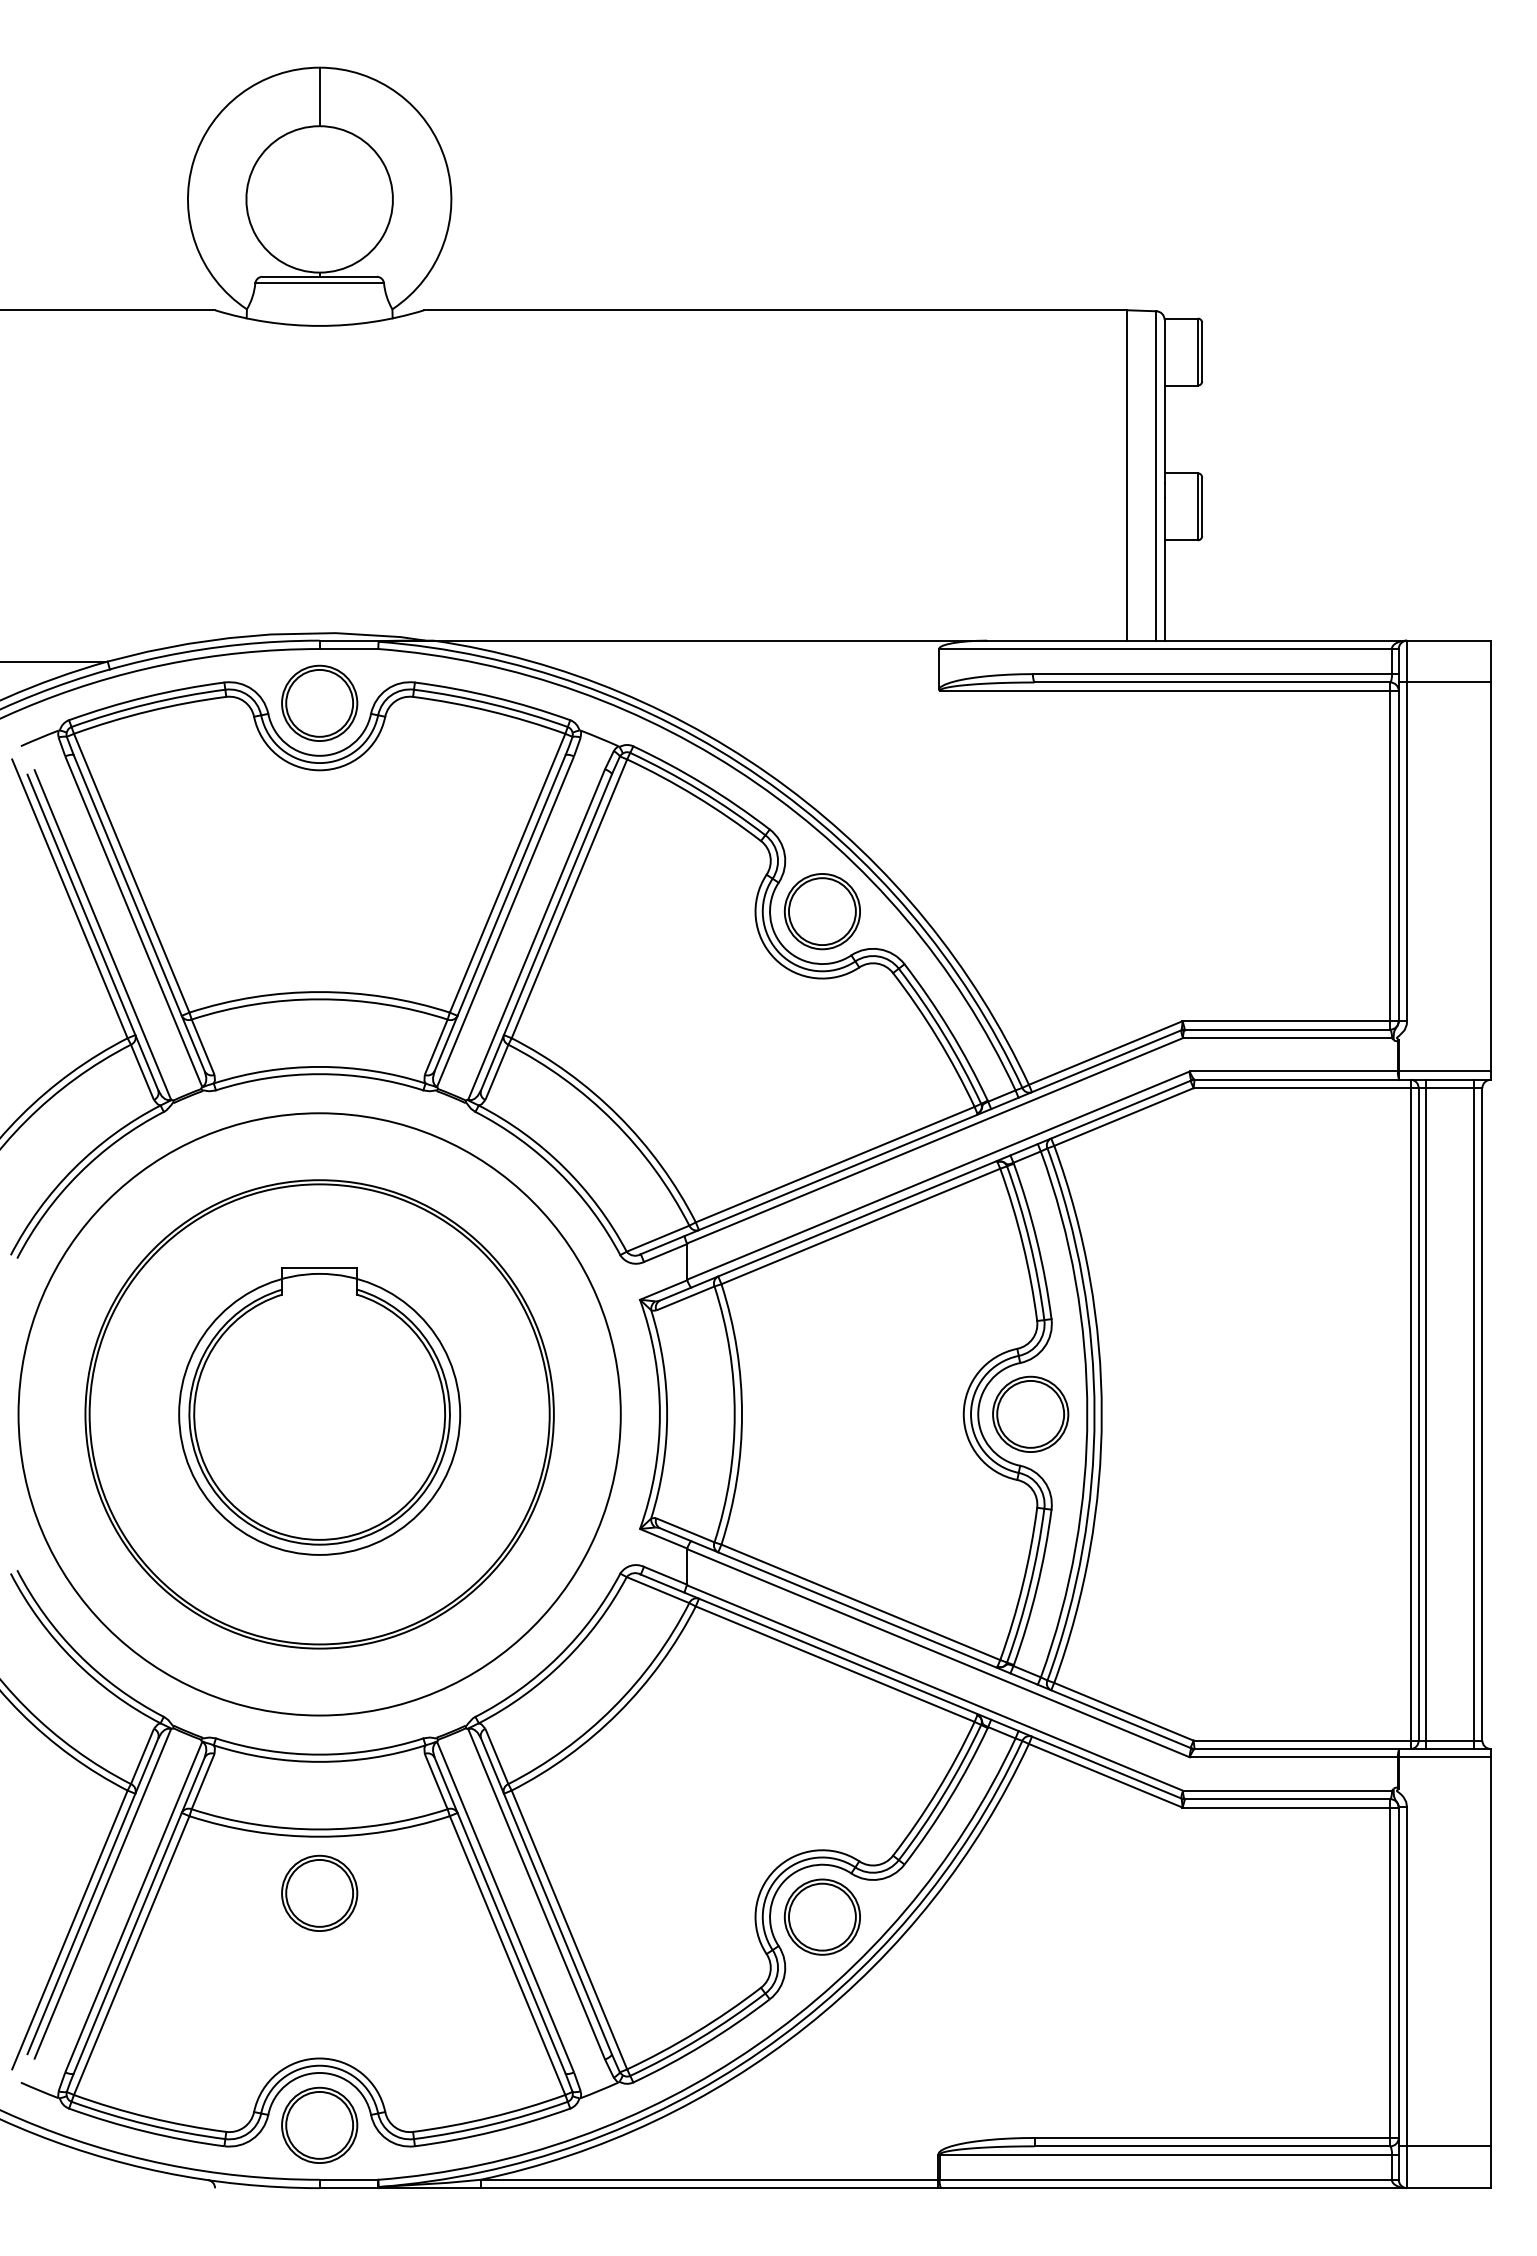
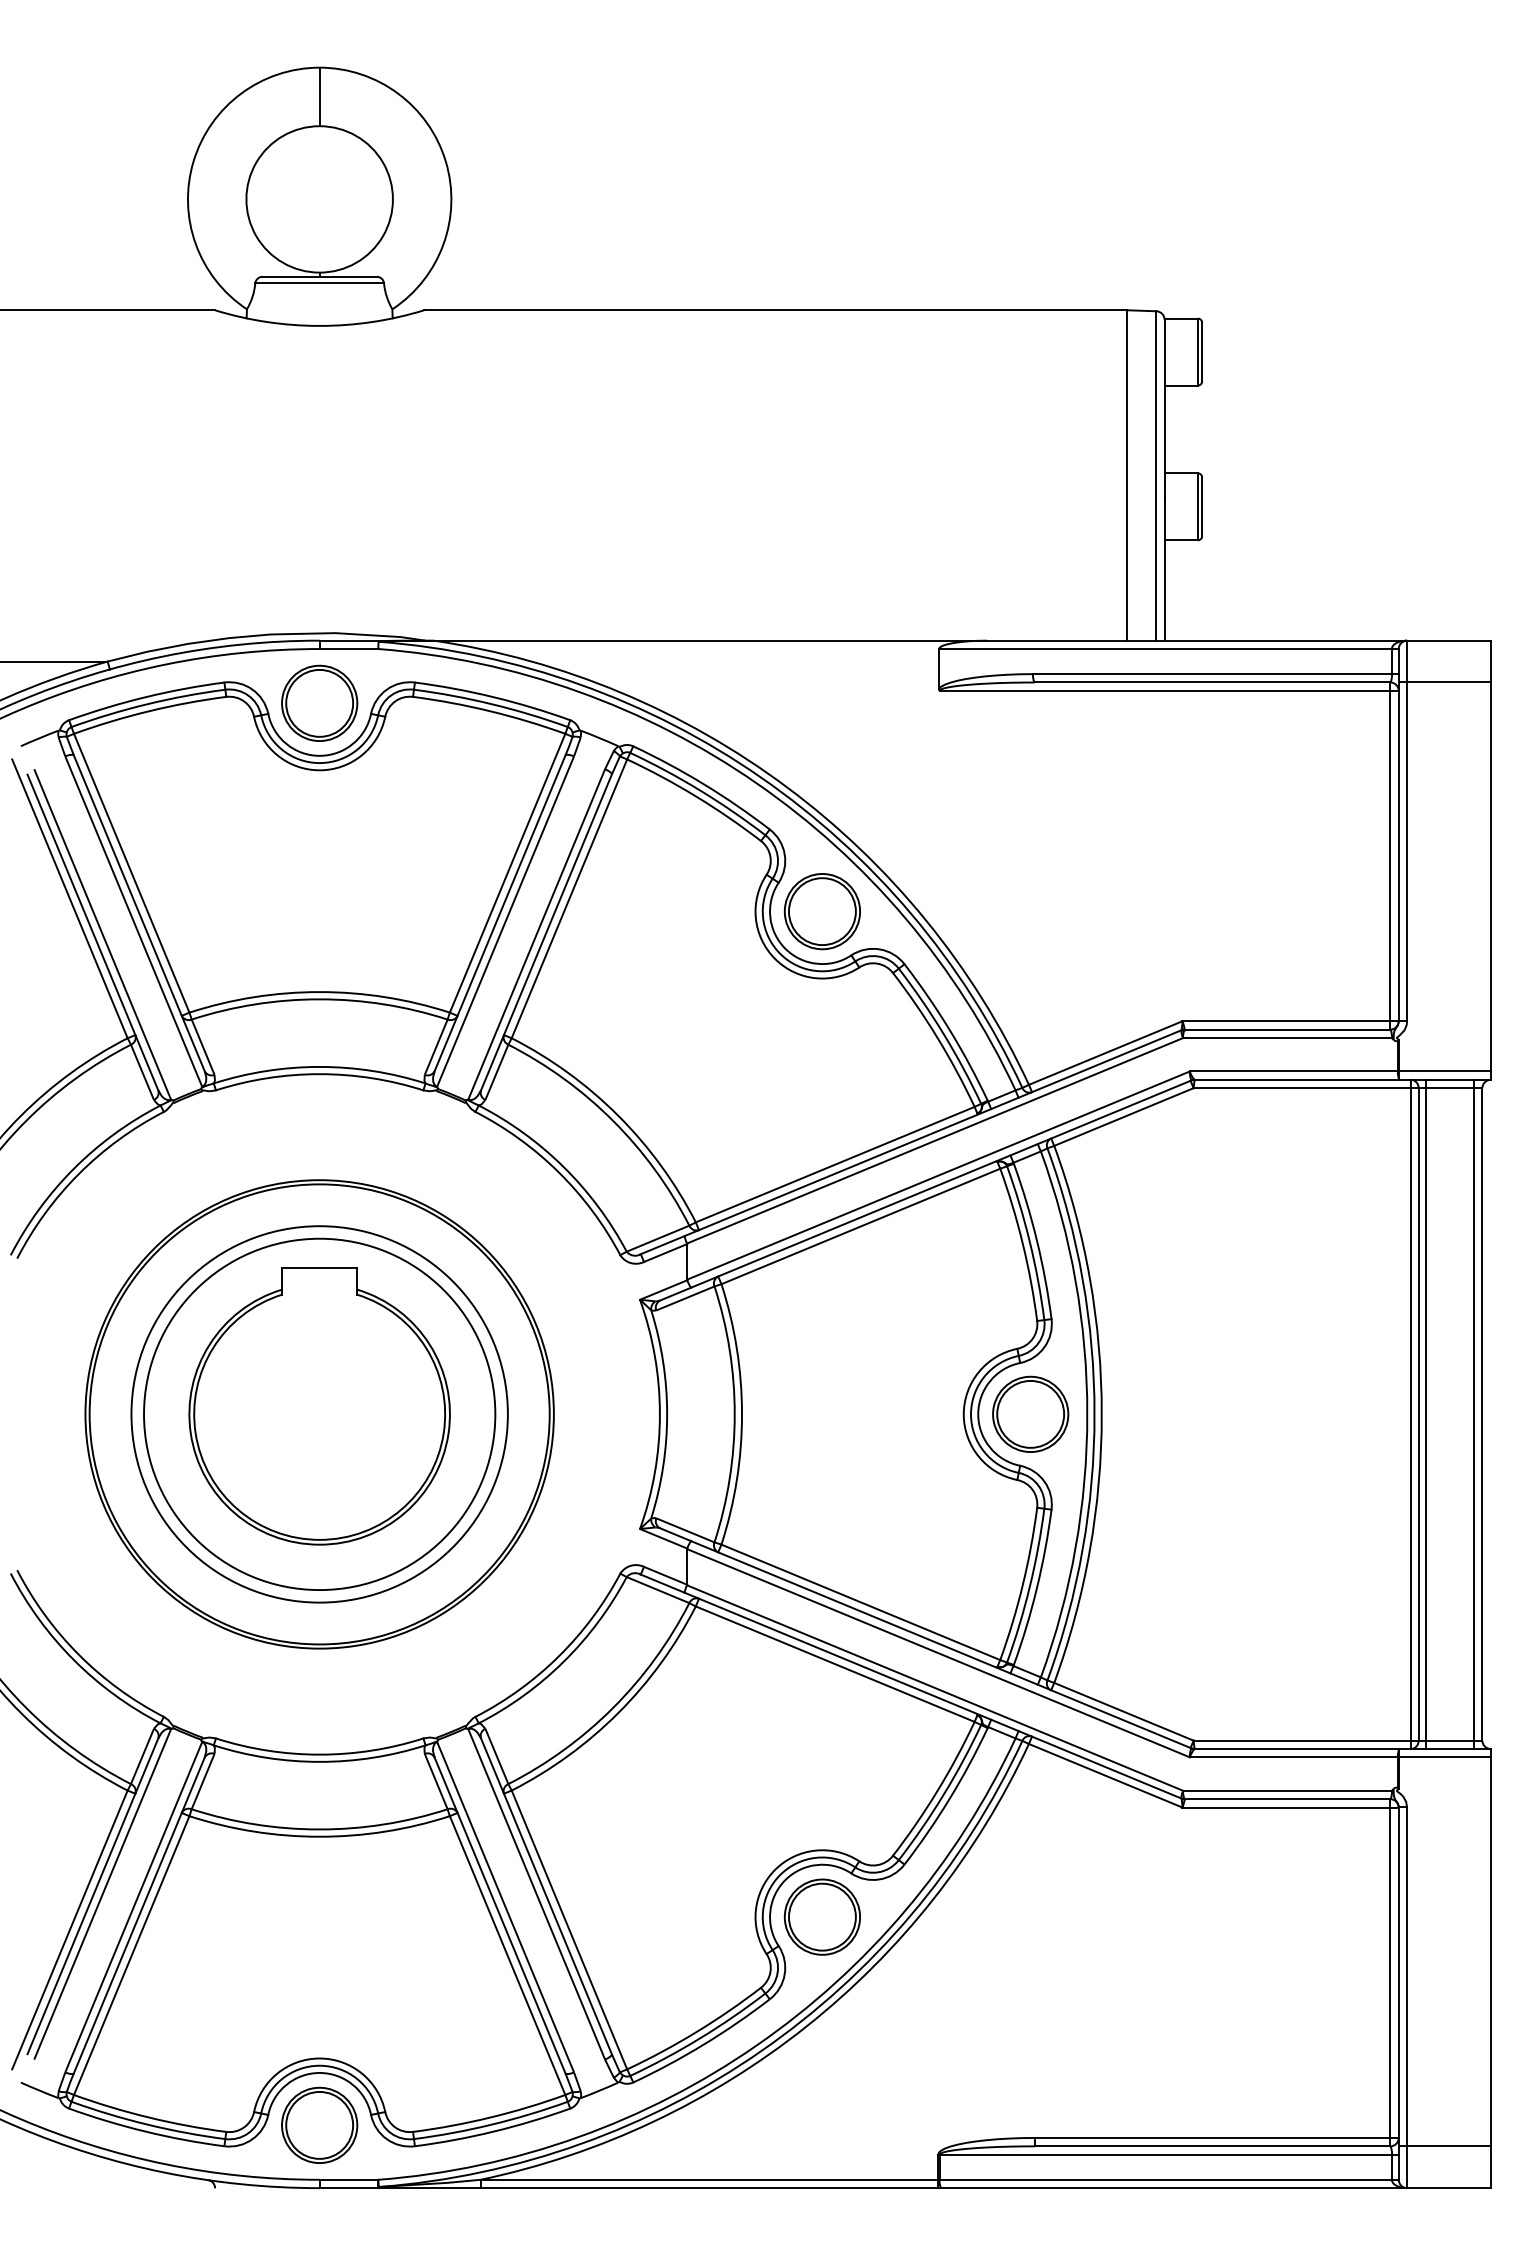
circle diameter: 281 px -> 351 px (319, 1414)
circle diameter: 602 px -> 376 px (319, 1414)
part: present -> none (319, 1892)
